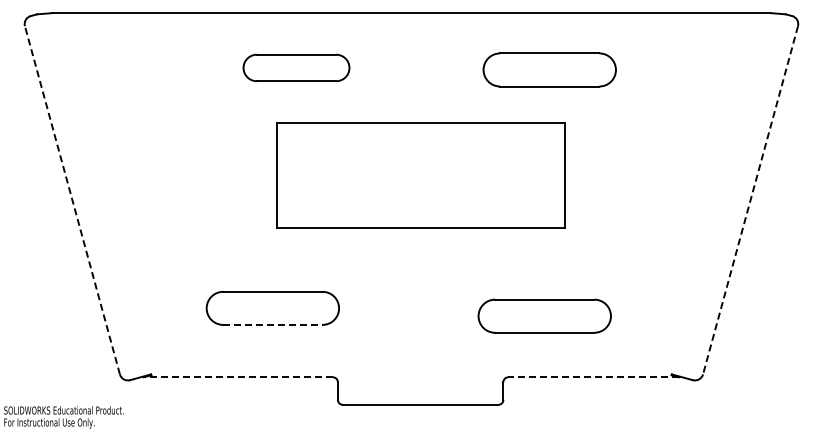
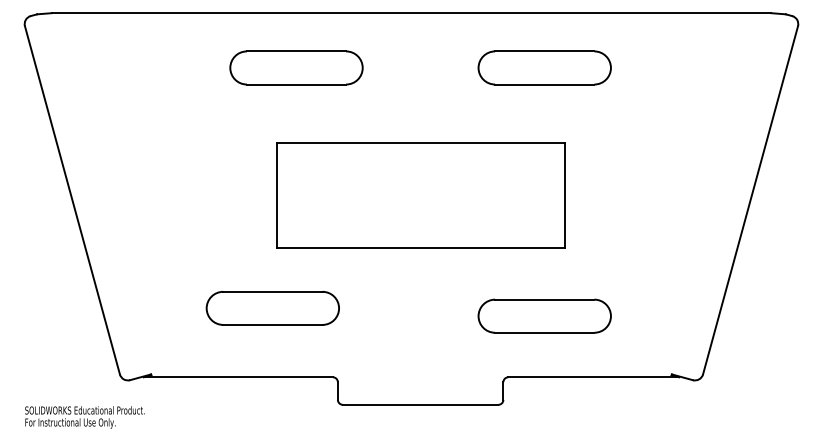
part size: 109x30 px -> 135x36 px (296, 67)
part position: (549, 69) -> (544, 67) (544, 67)
part position: (420, 175) -> (420, 195) (420, 195)
line: dashed -> solid (72, 199)
line: dashed -> solid (750, 200)
line: dashed -> solid (272, 324)
line: dashed -> solid (238, 377)
line: dashed -> solid (593, 377)
text position: (63, 417) -> (84, 417) (84, 417)
